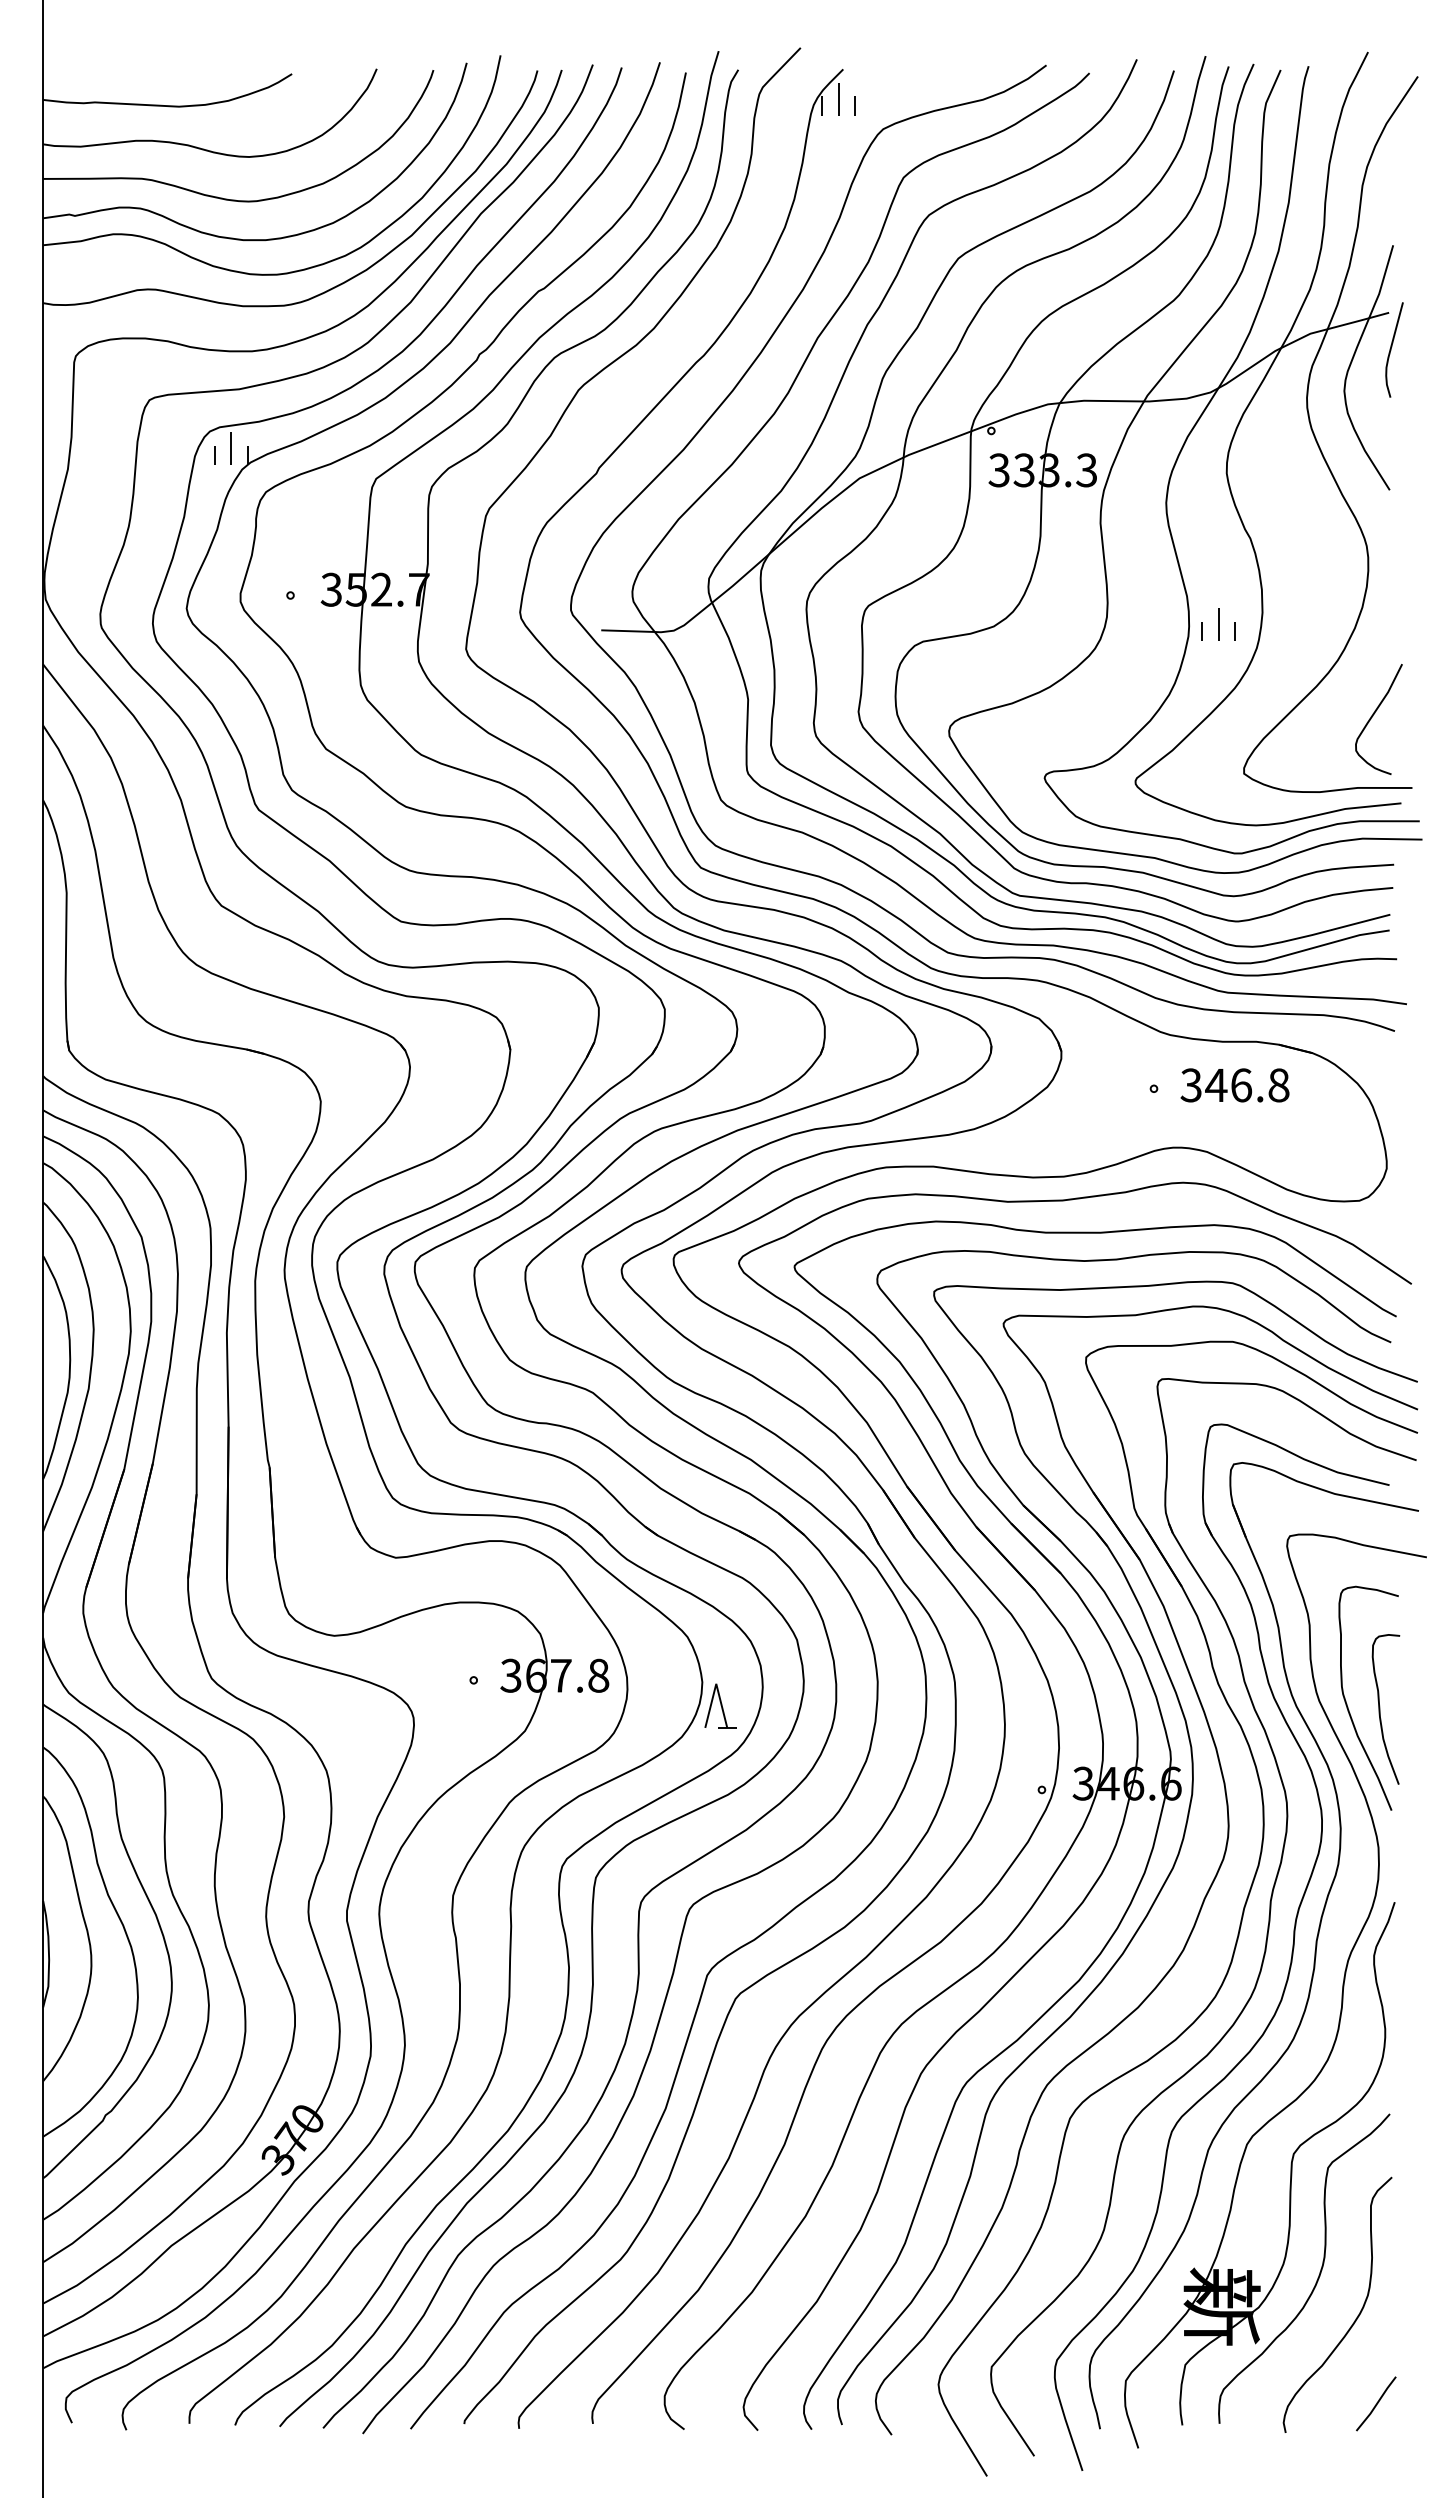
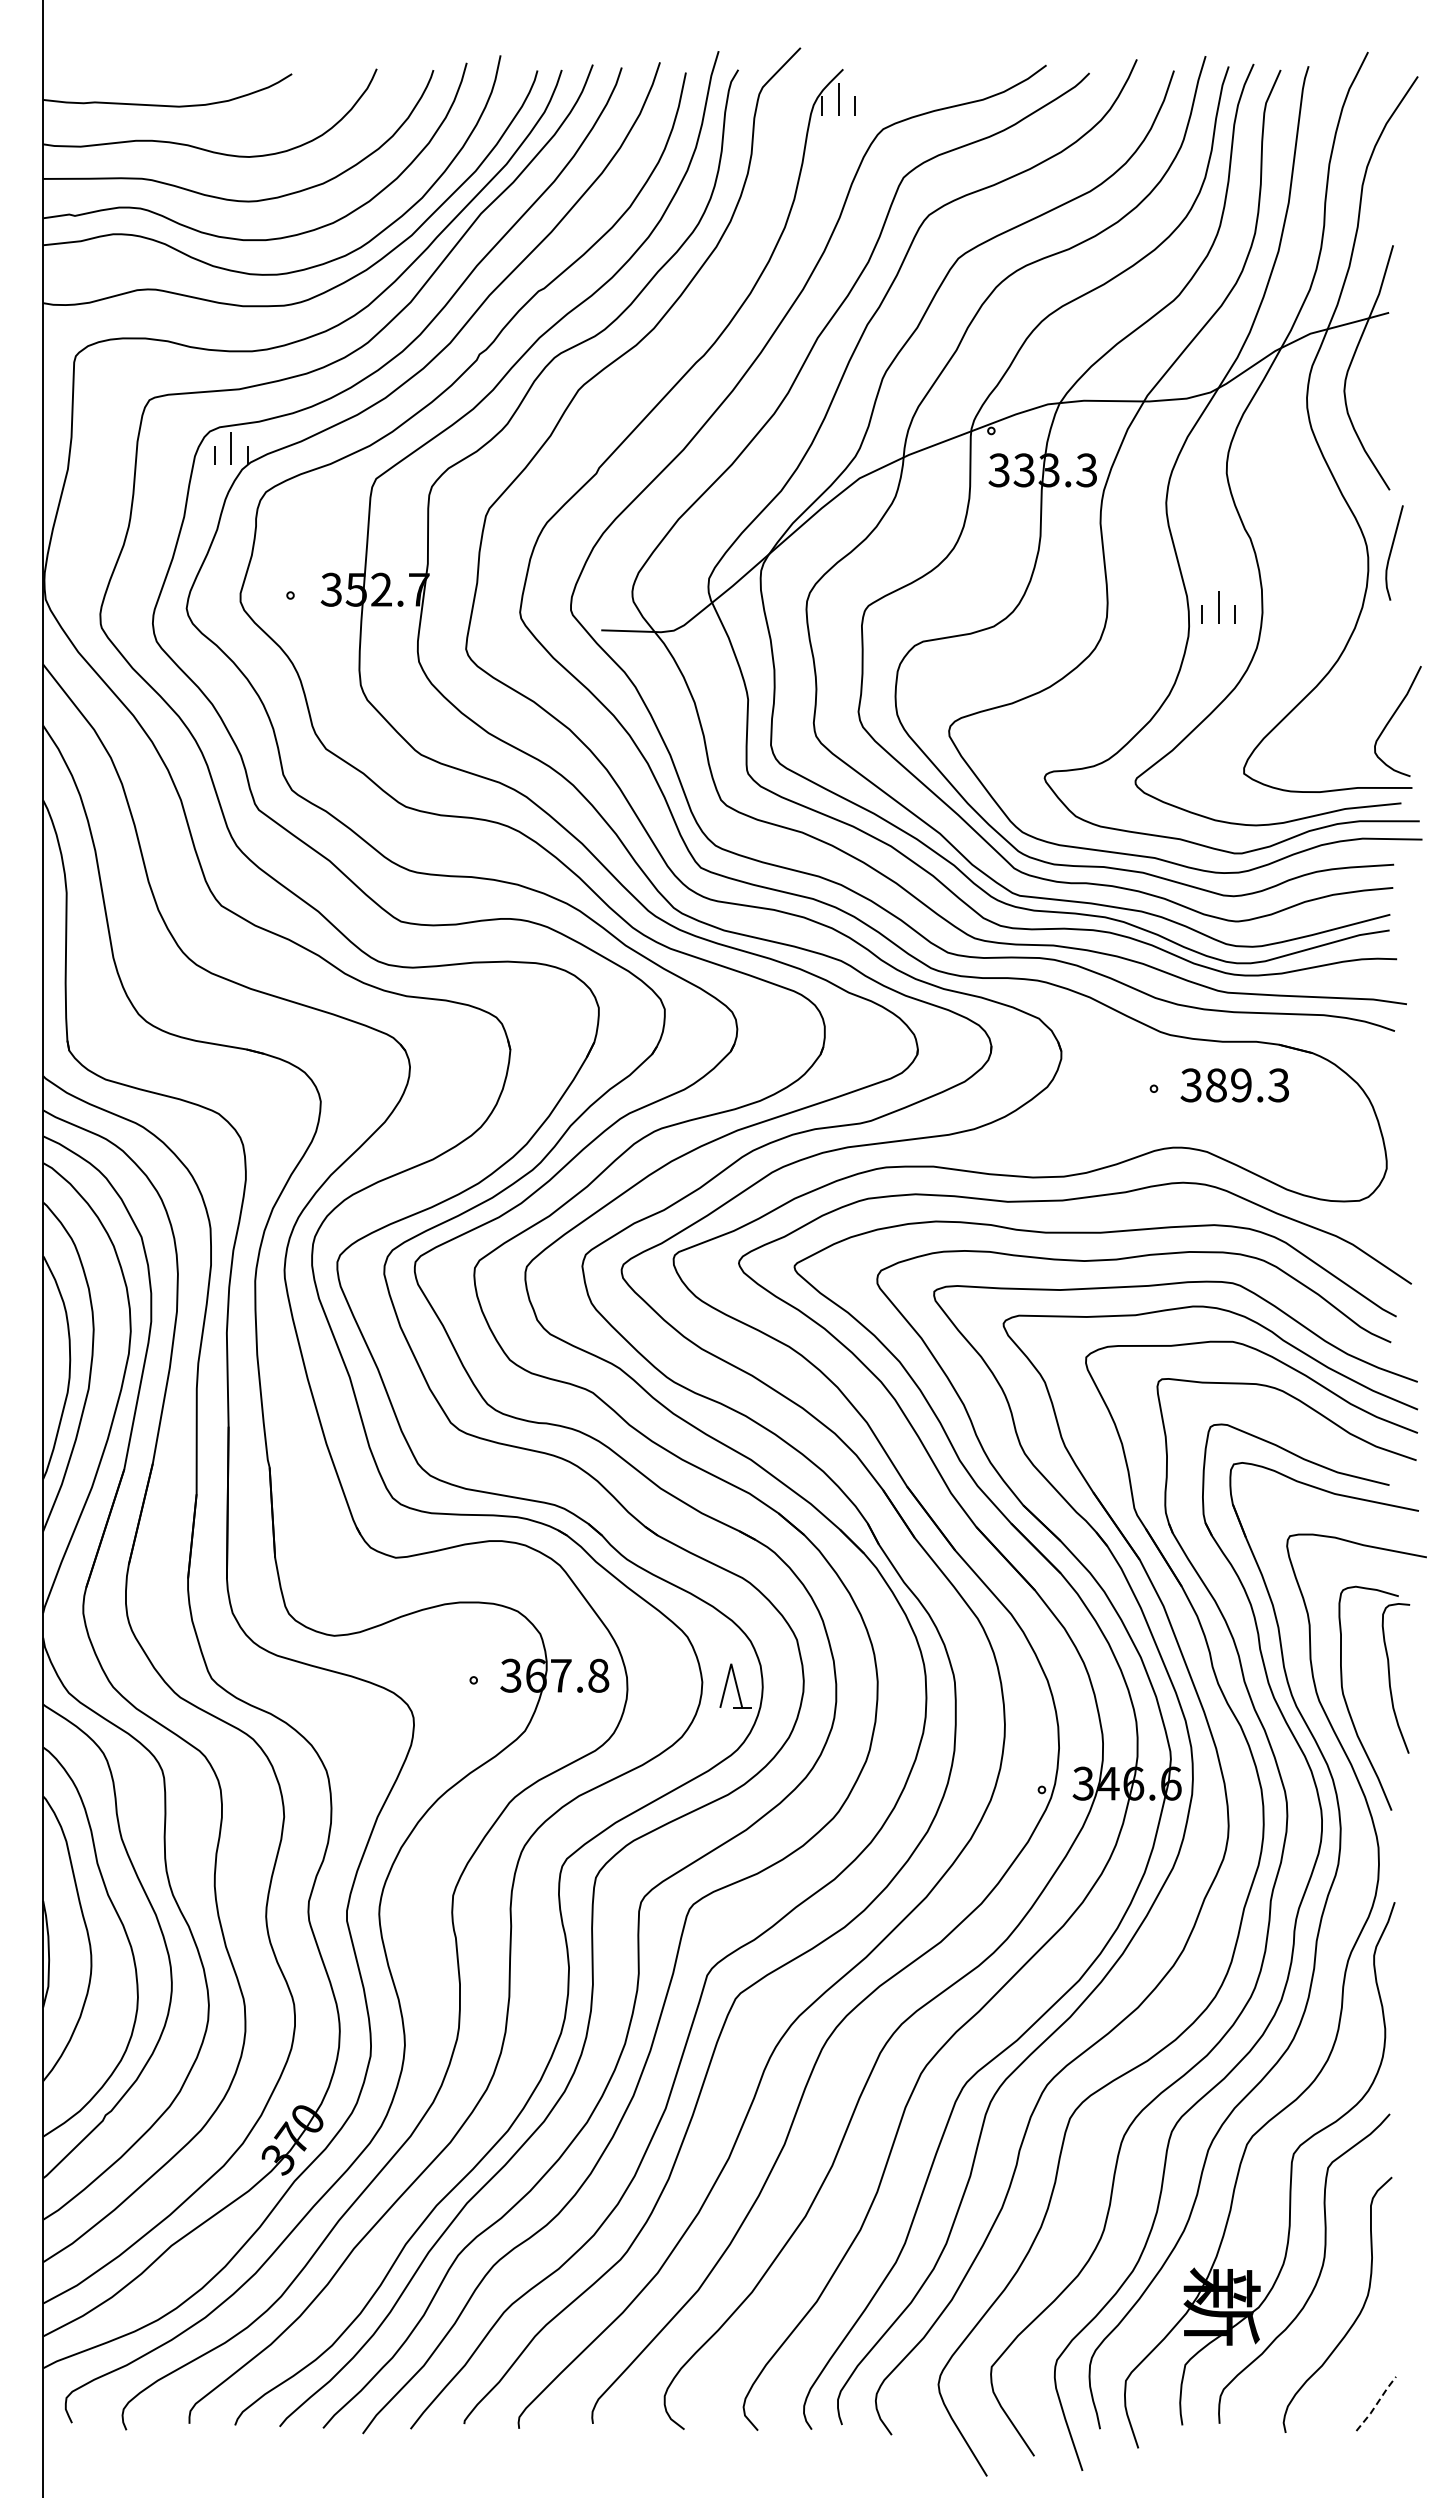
curve position: (1391, 349) -> (1391, 552) (1391, 552)
part position: (1218, 624) -> (1218, 607) (1218, 607)
curve position: (1373, 716) -> (1392, 718) (1392, 718)
text: 346.8 -> 389.3 (1247, 1085)
part position: (720, 1705) -> (735, 1685) (735, 1685)
curve position: (1380, 1709) -> (1390, 1678) (1390, 1678)
line: solid -> dashed (1377, 2403)
